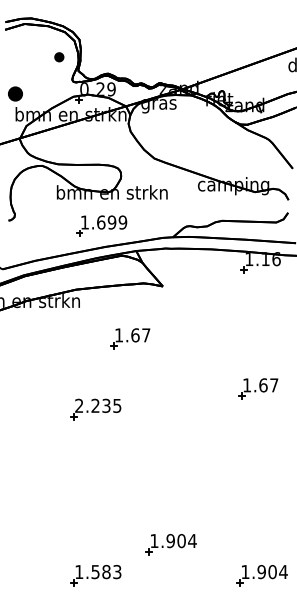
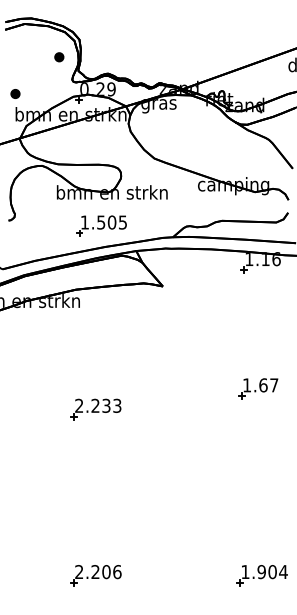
part size: 15x16 px -> 11x10 px (15, 93)
text: 1.699 -> 1.505 (112, 222)
part: present -> none (130, 338)
text: 2.235 -> 2.233 (117, 405)
part: present -> none (170, 544)
text: 1.583 -> 2.206 (98, 572)
